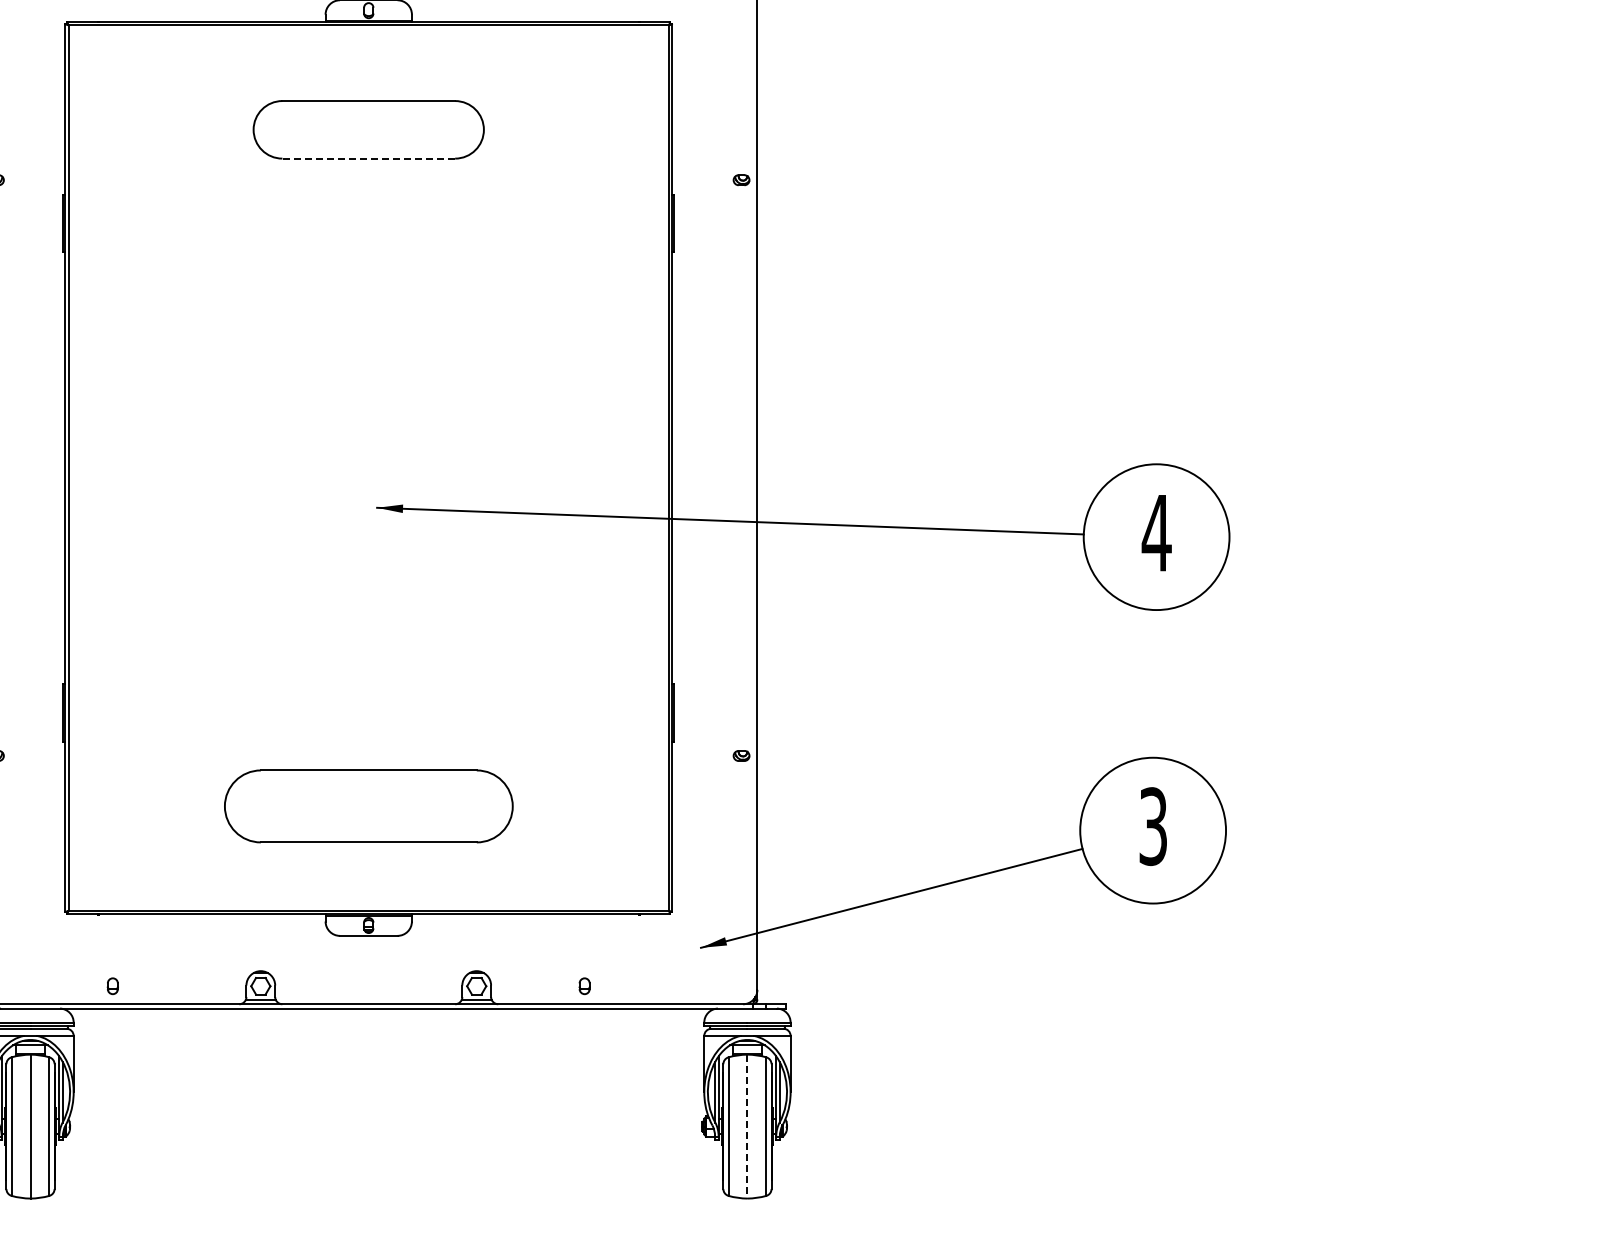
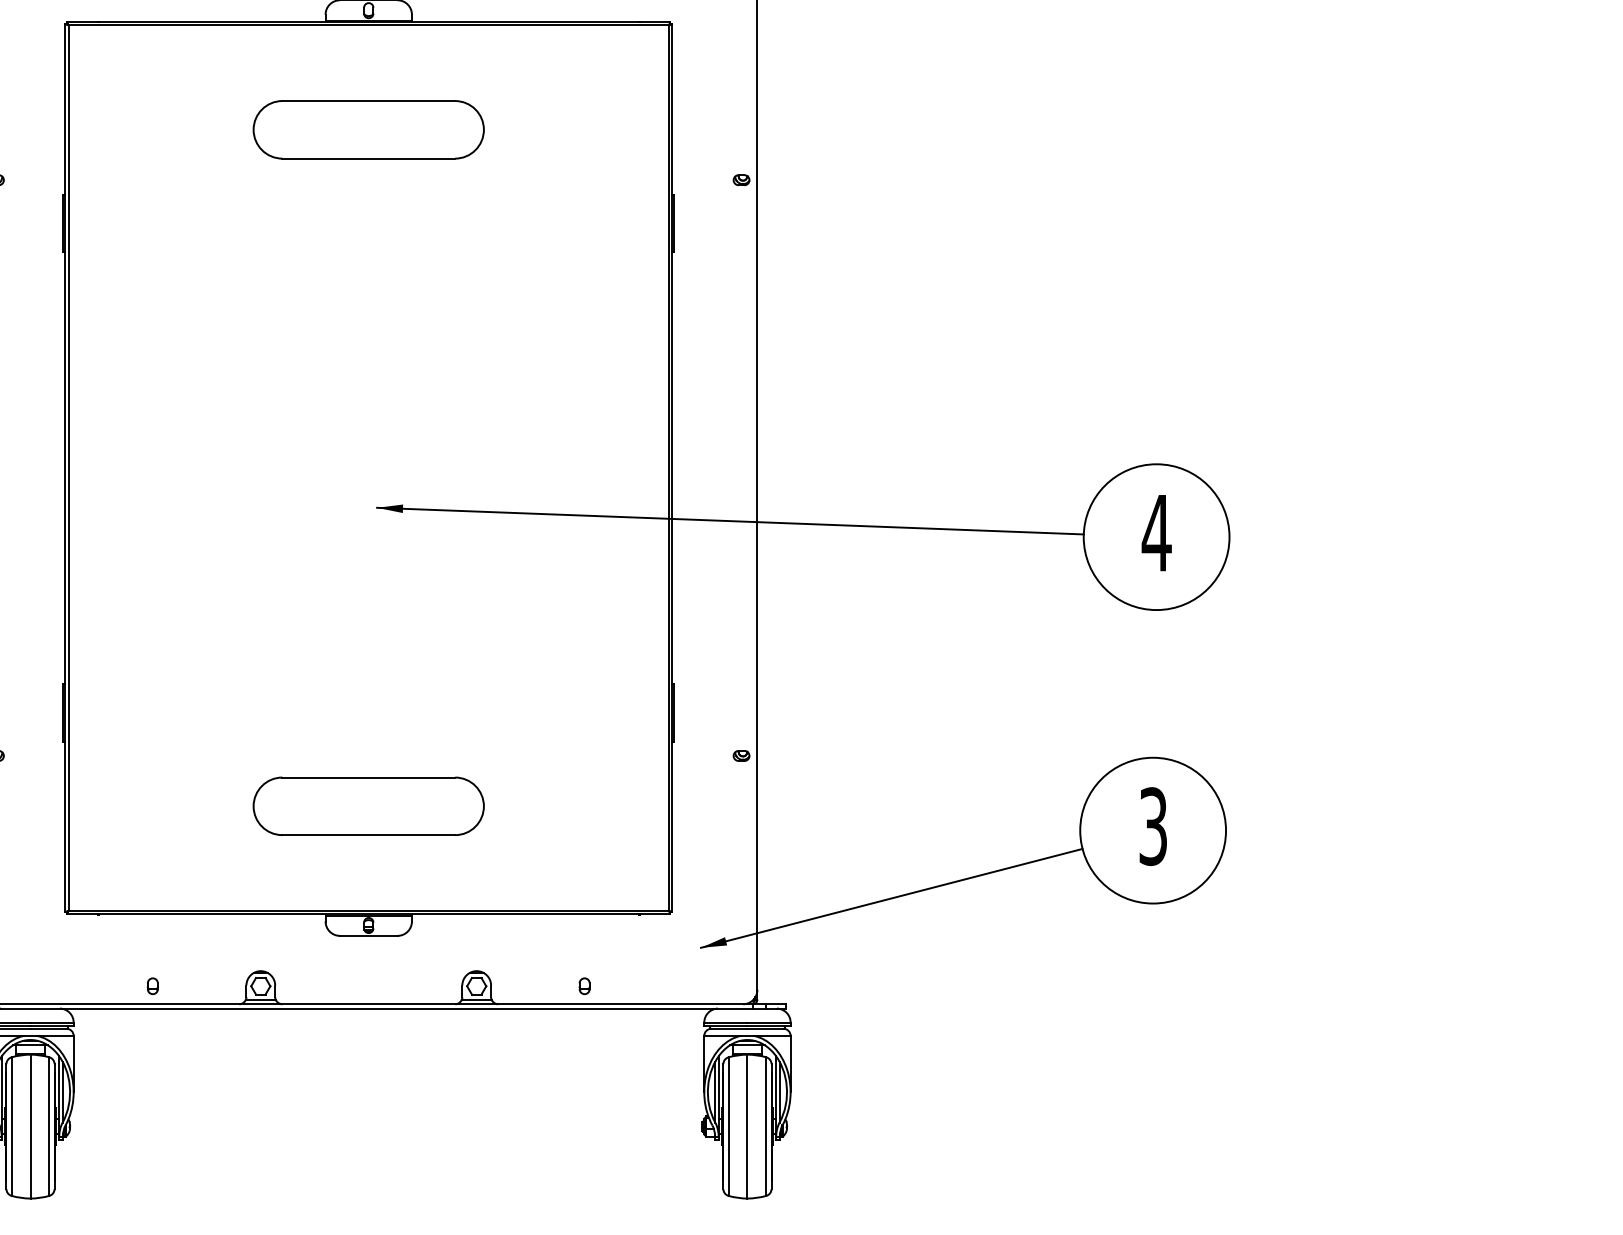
line: dashed -> solid (368, 158)
part size: 290x75 px -> 233x60 px (368, 805)
part position: (112, 986) -> (152, 986) (152, 986)
line: dashed -> solid (747, 1126)
